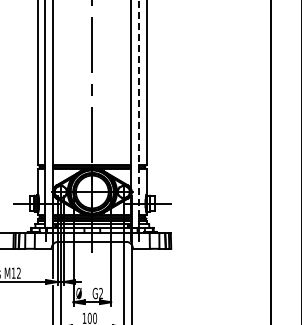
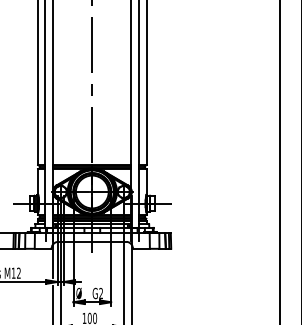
line: dashed -> solid (139, 113)
line position: (270, 161) -> (279, 161) (279, 161)
